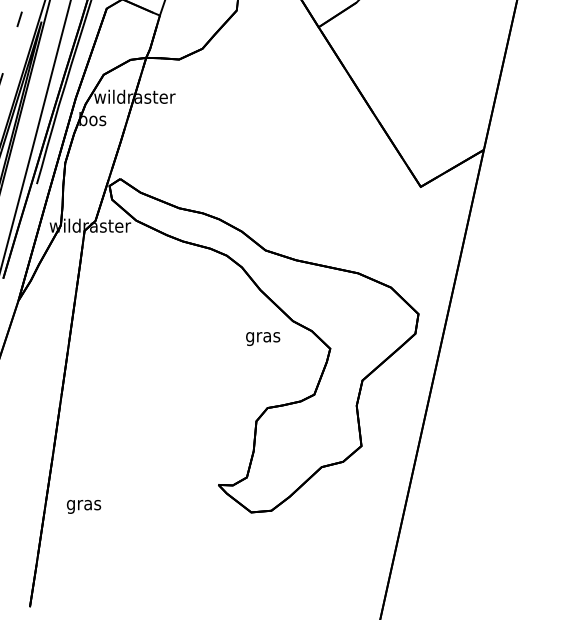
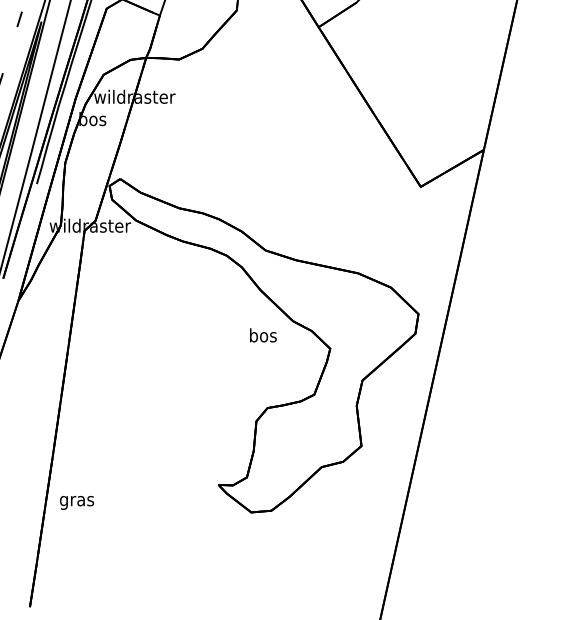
text: gras -> bos (263, 337)
text position: (84, 506) -> (77, 502) (77, 502)
